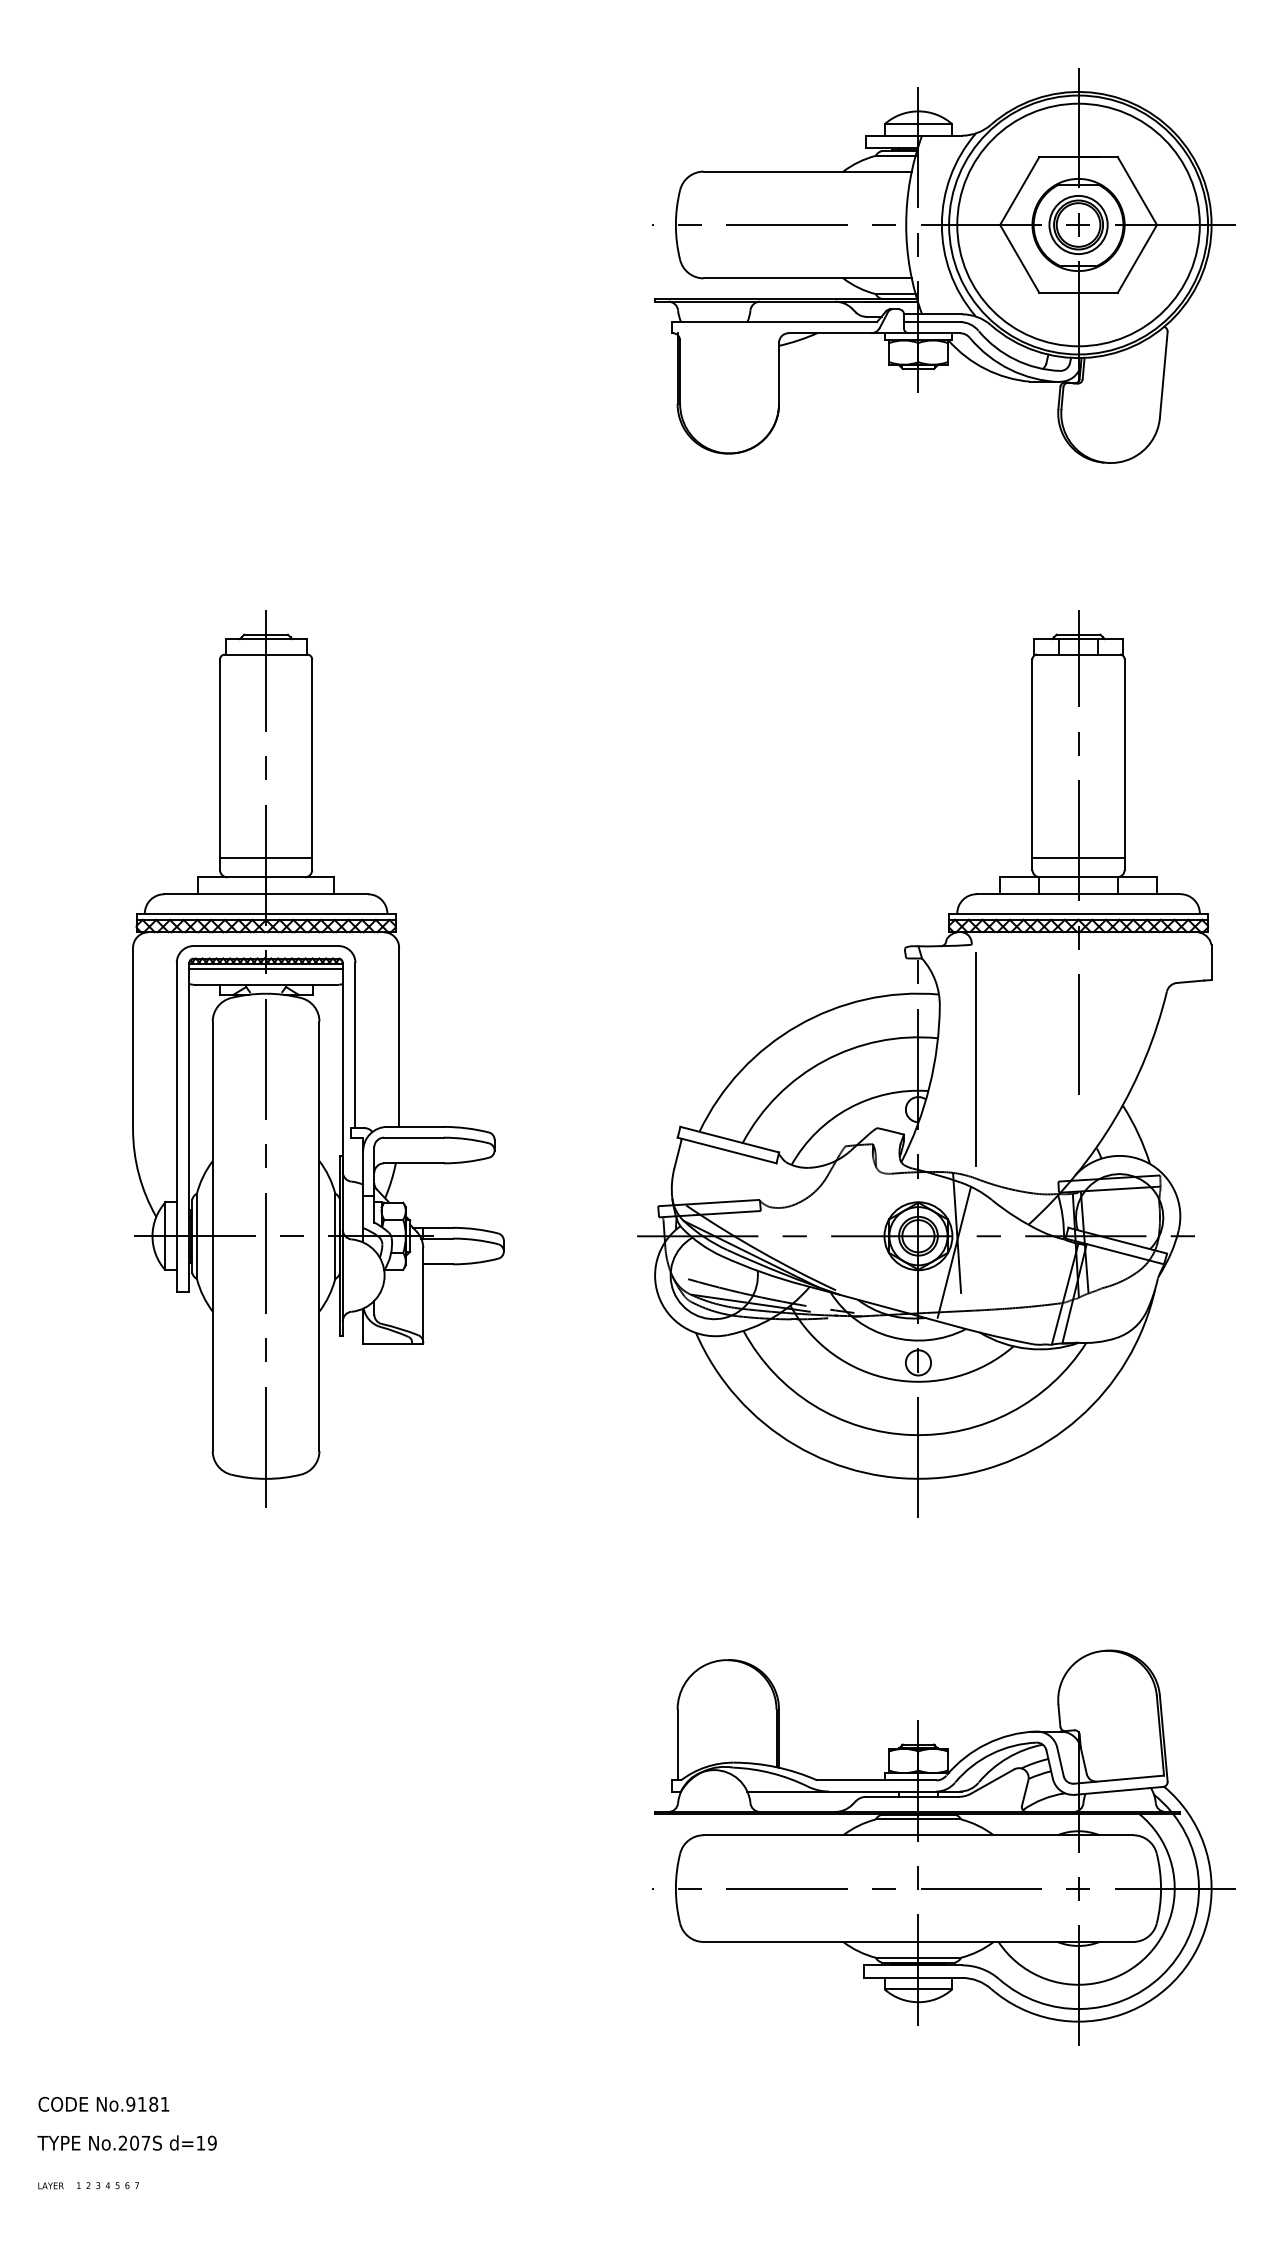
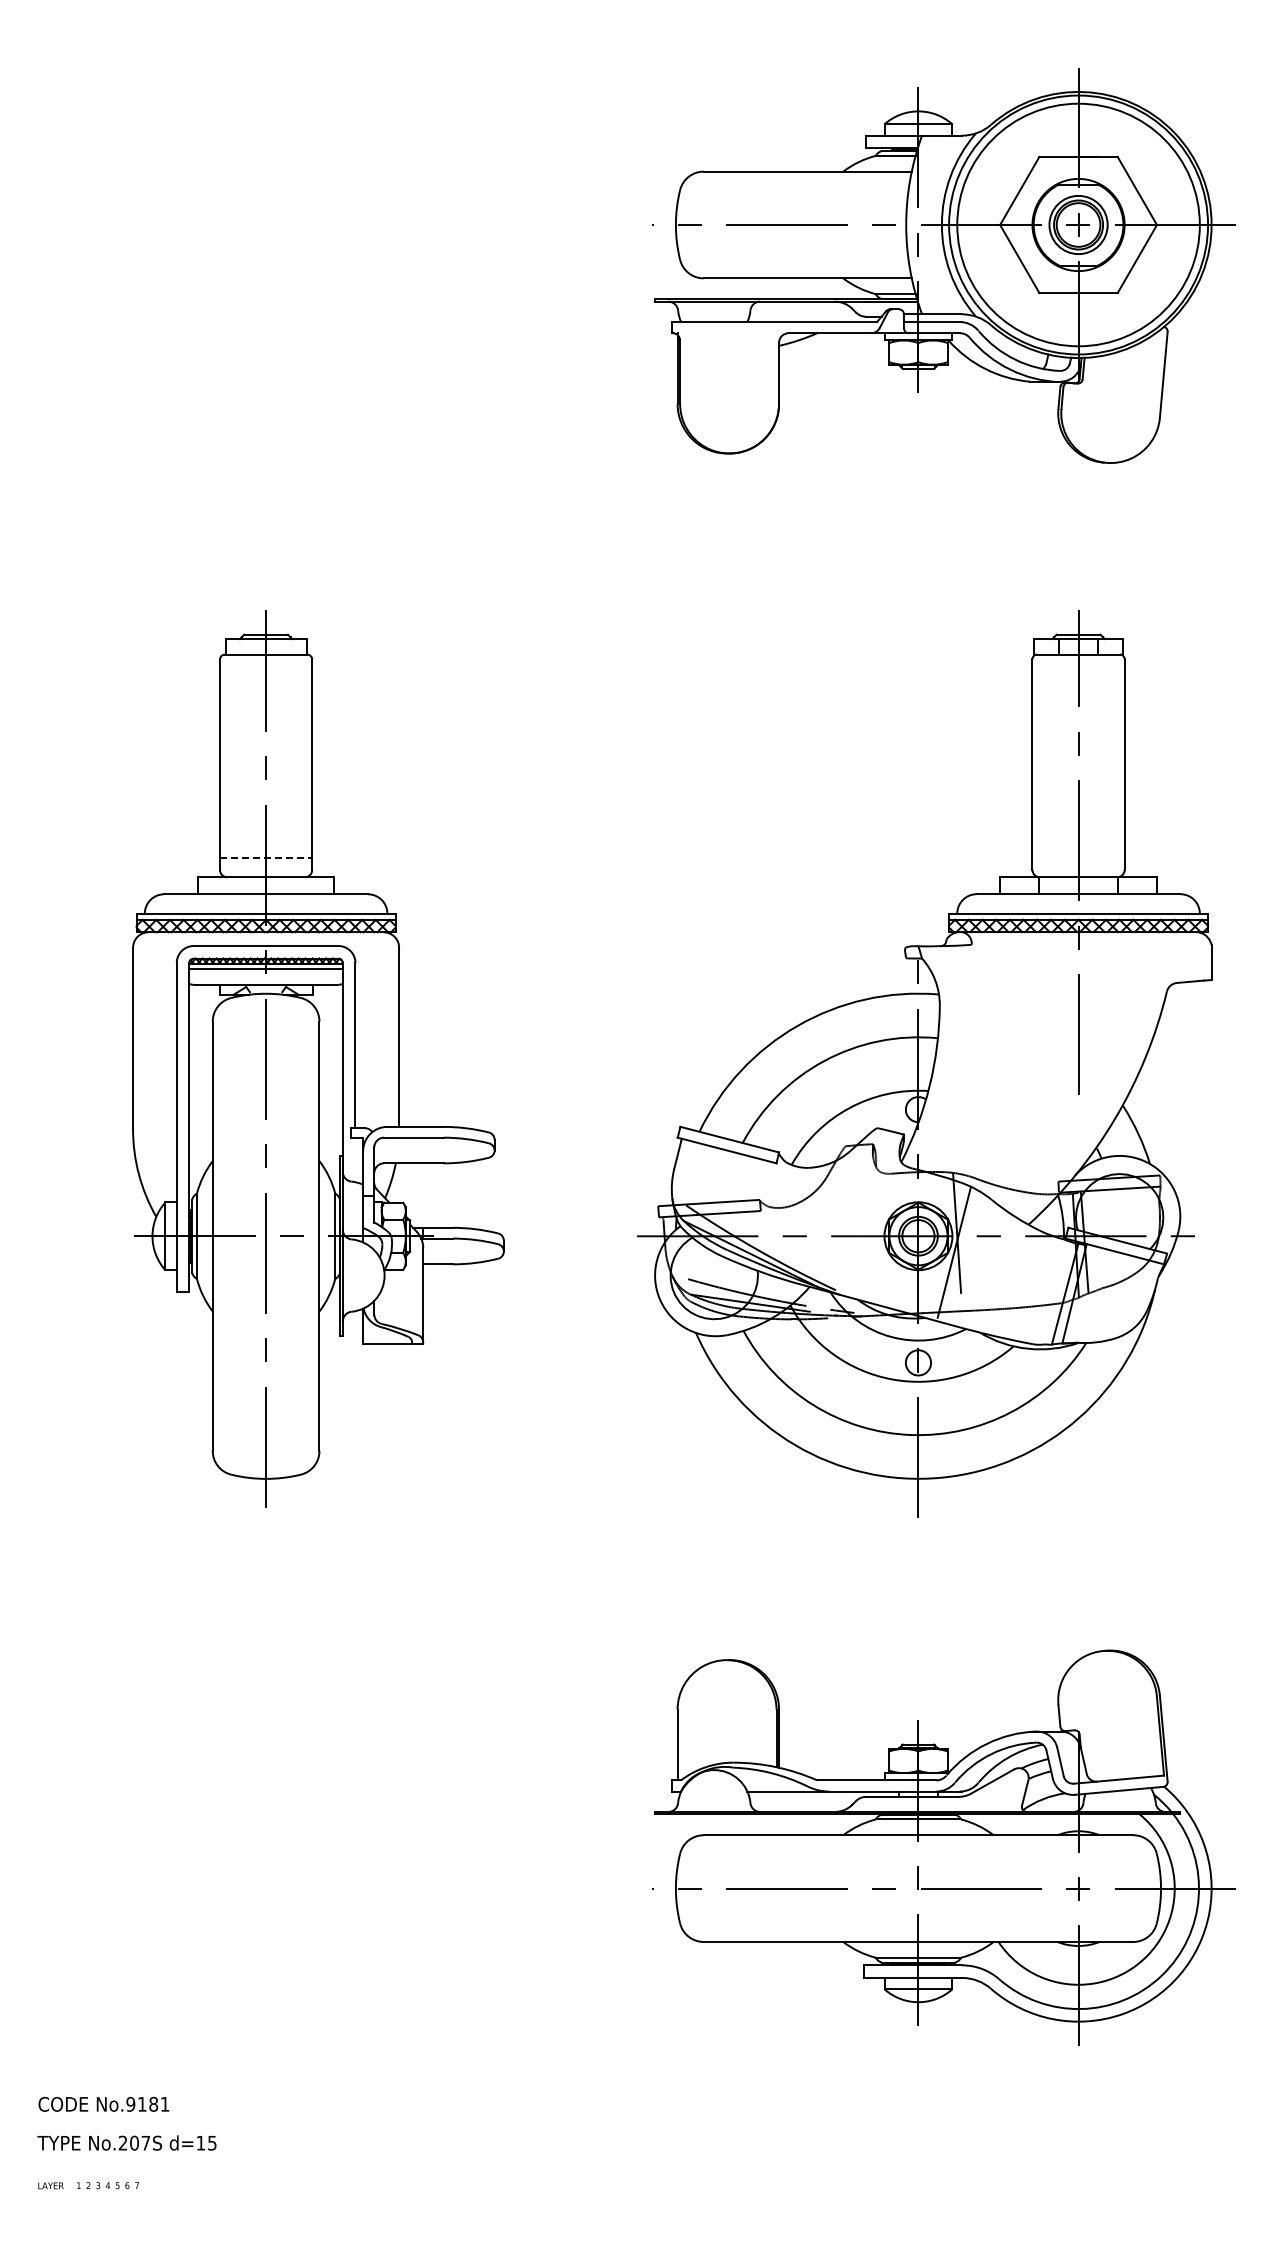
line: solid -> dashed (266, 858)
line: present -> none (1078, 858)
line: present -> none (975, 1059)
text: d=19 -> d=15 (211, 2142)
